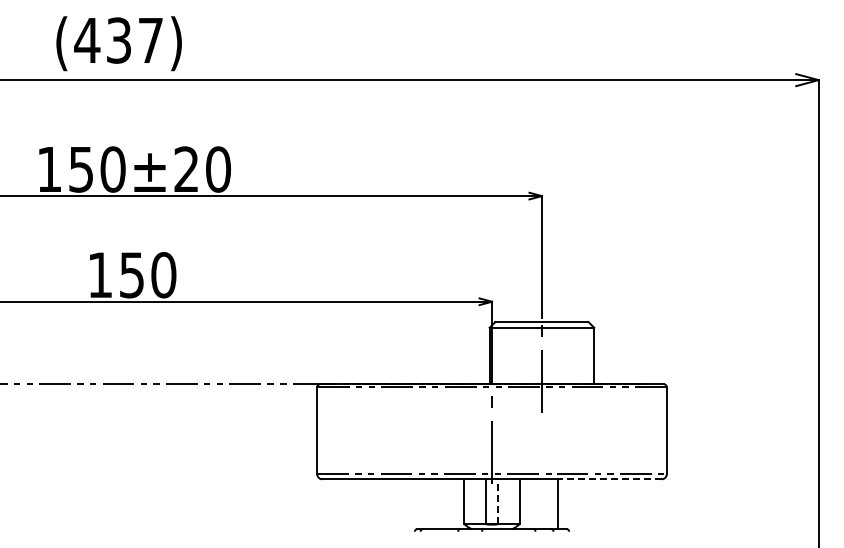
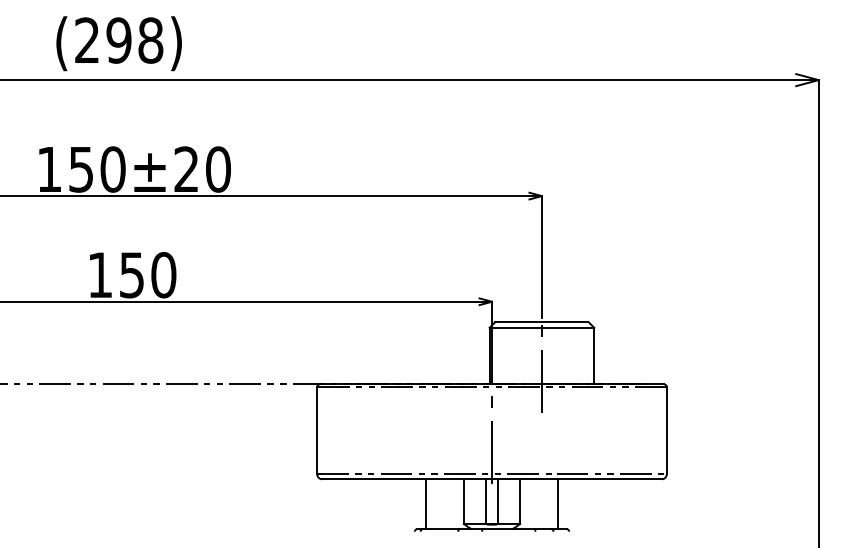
text: (437) -> (298) (118, 40)
line: dashed -> solid (607, 479)
line: dashed -> solid (497, 501)
line: none -> present (425, 504)
